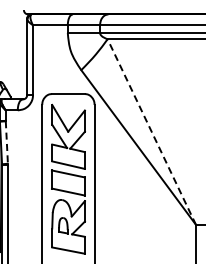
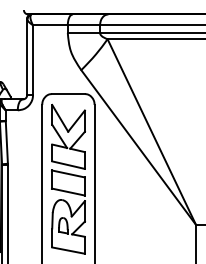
line: dashed -> solid (151, 132)
line: dashed -> solid (6, 143)
